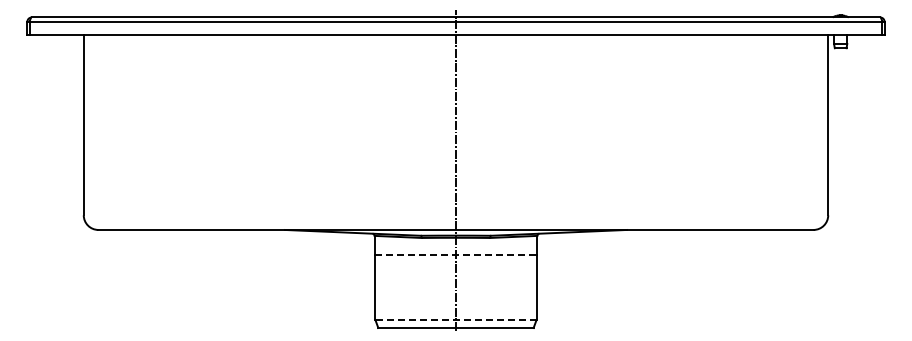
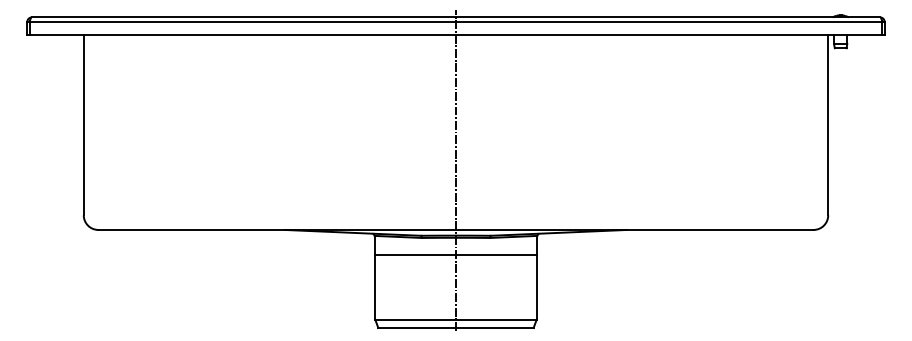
line: dashed -> solid (456, 254)
line: dashed -> solid (456, 319)
